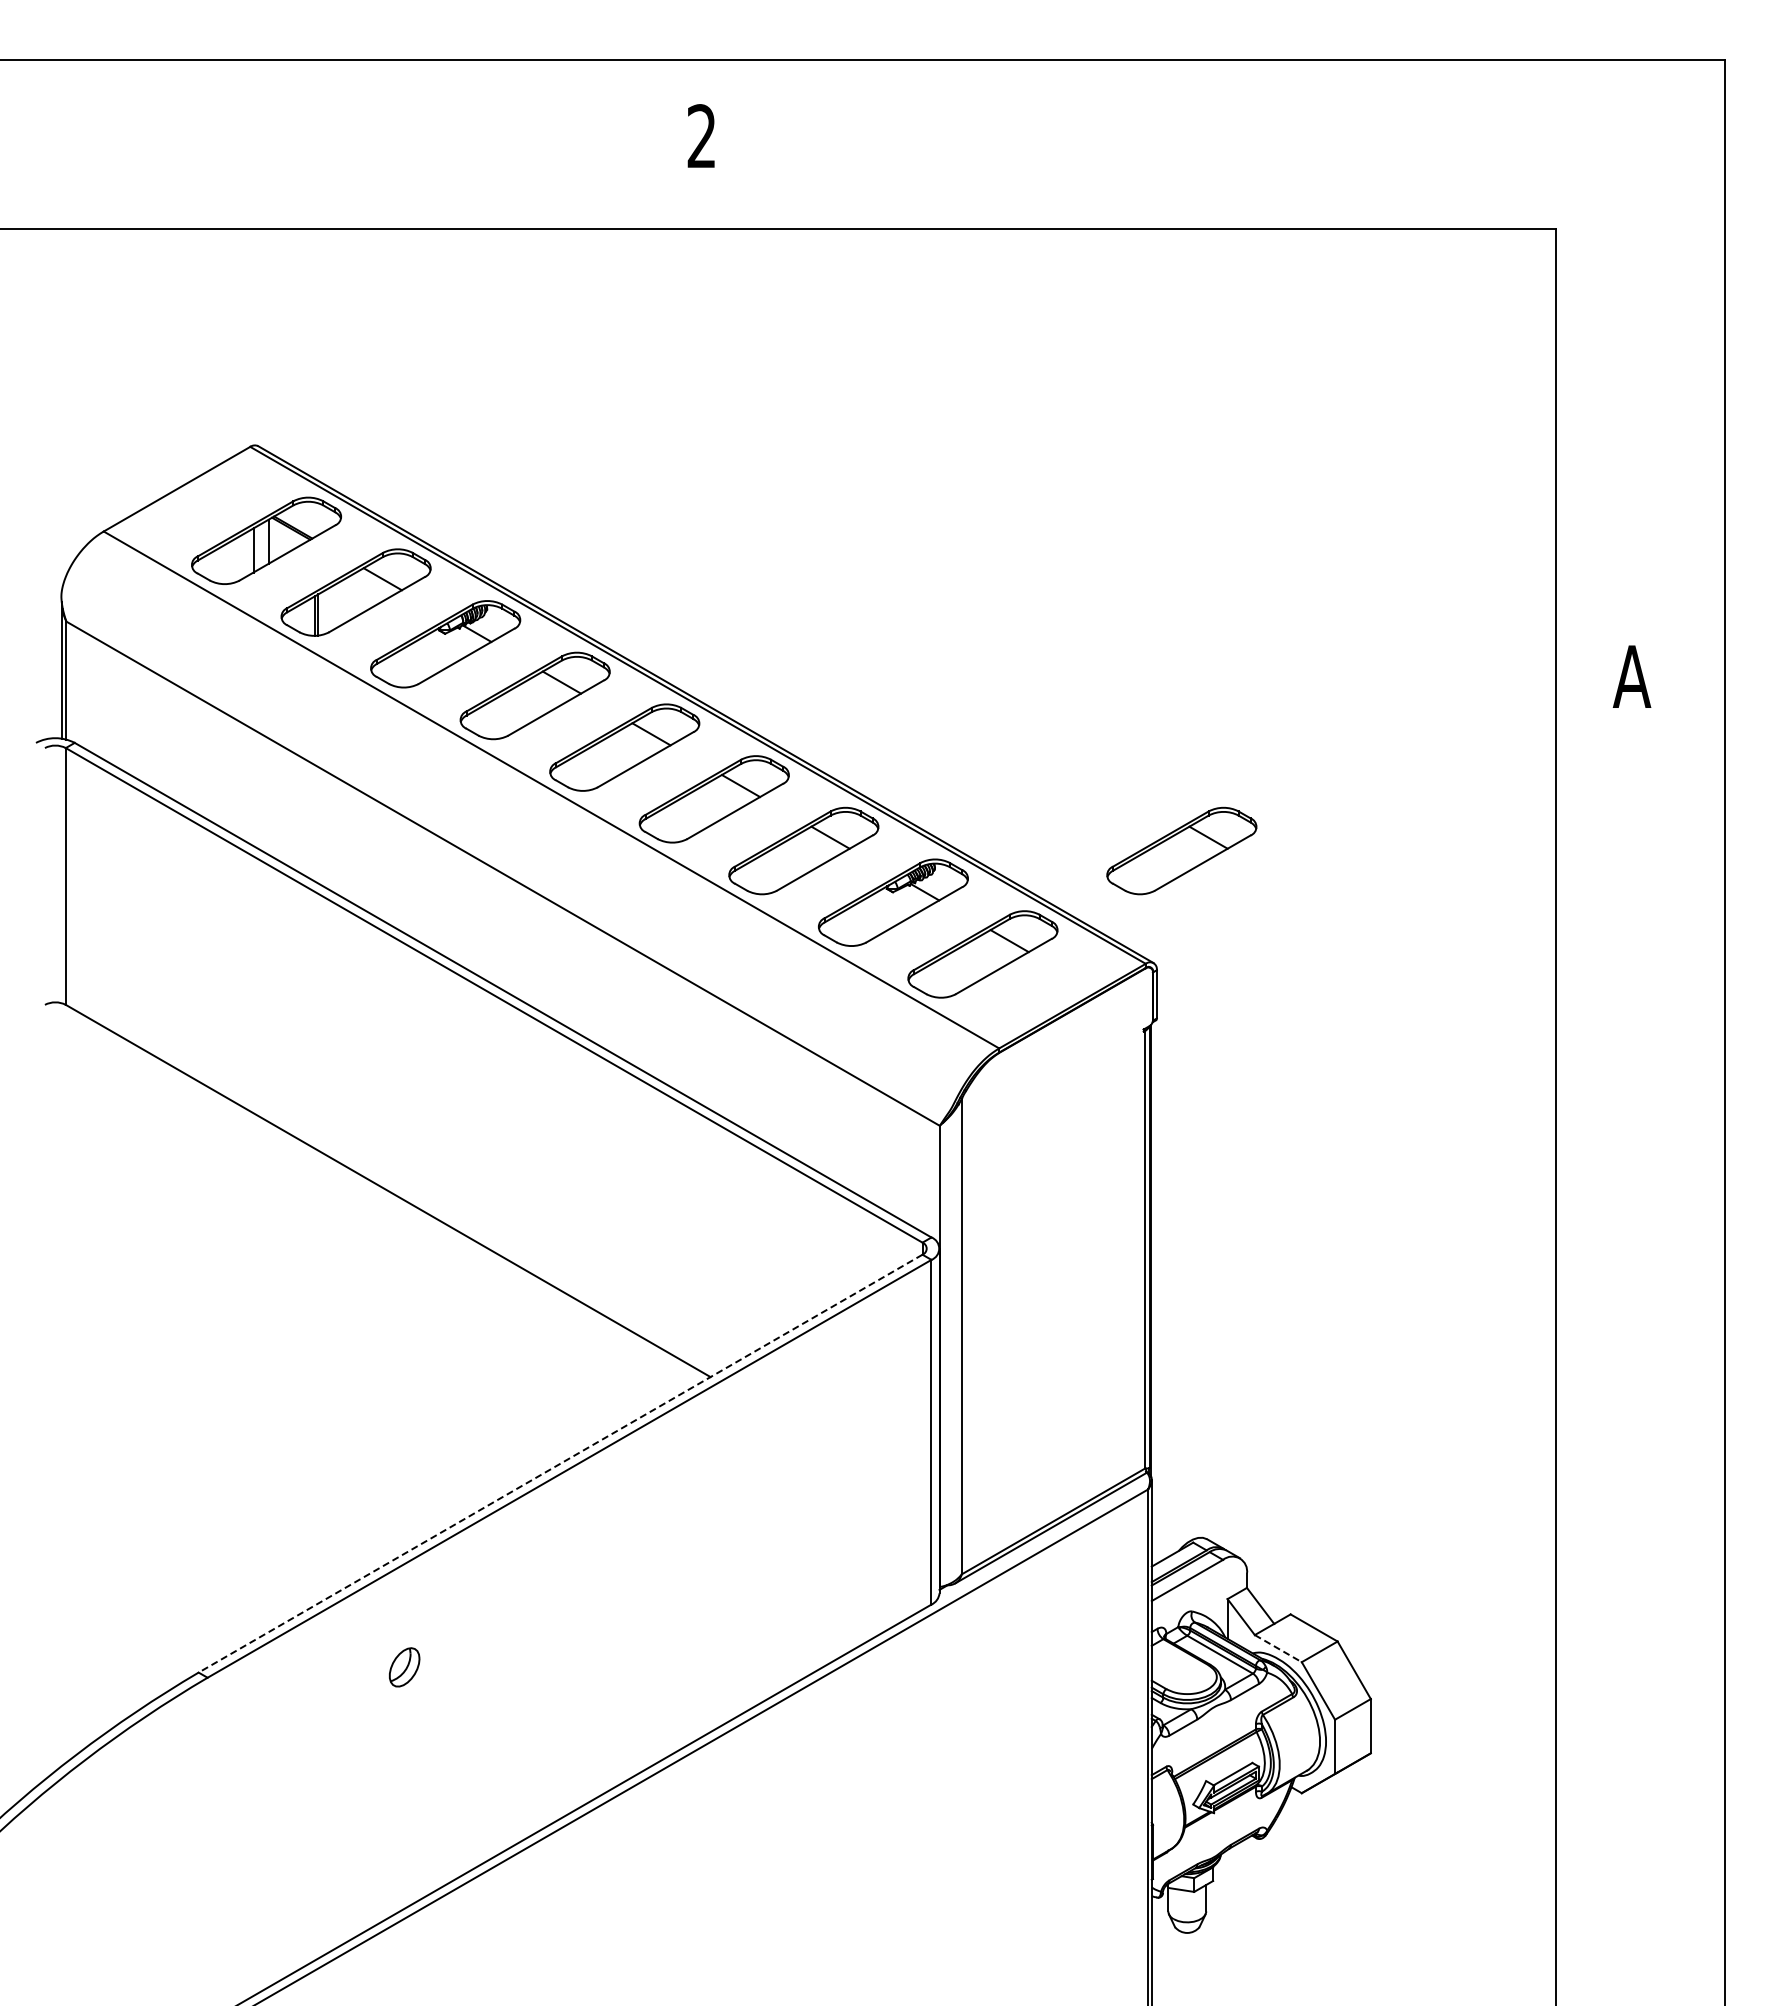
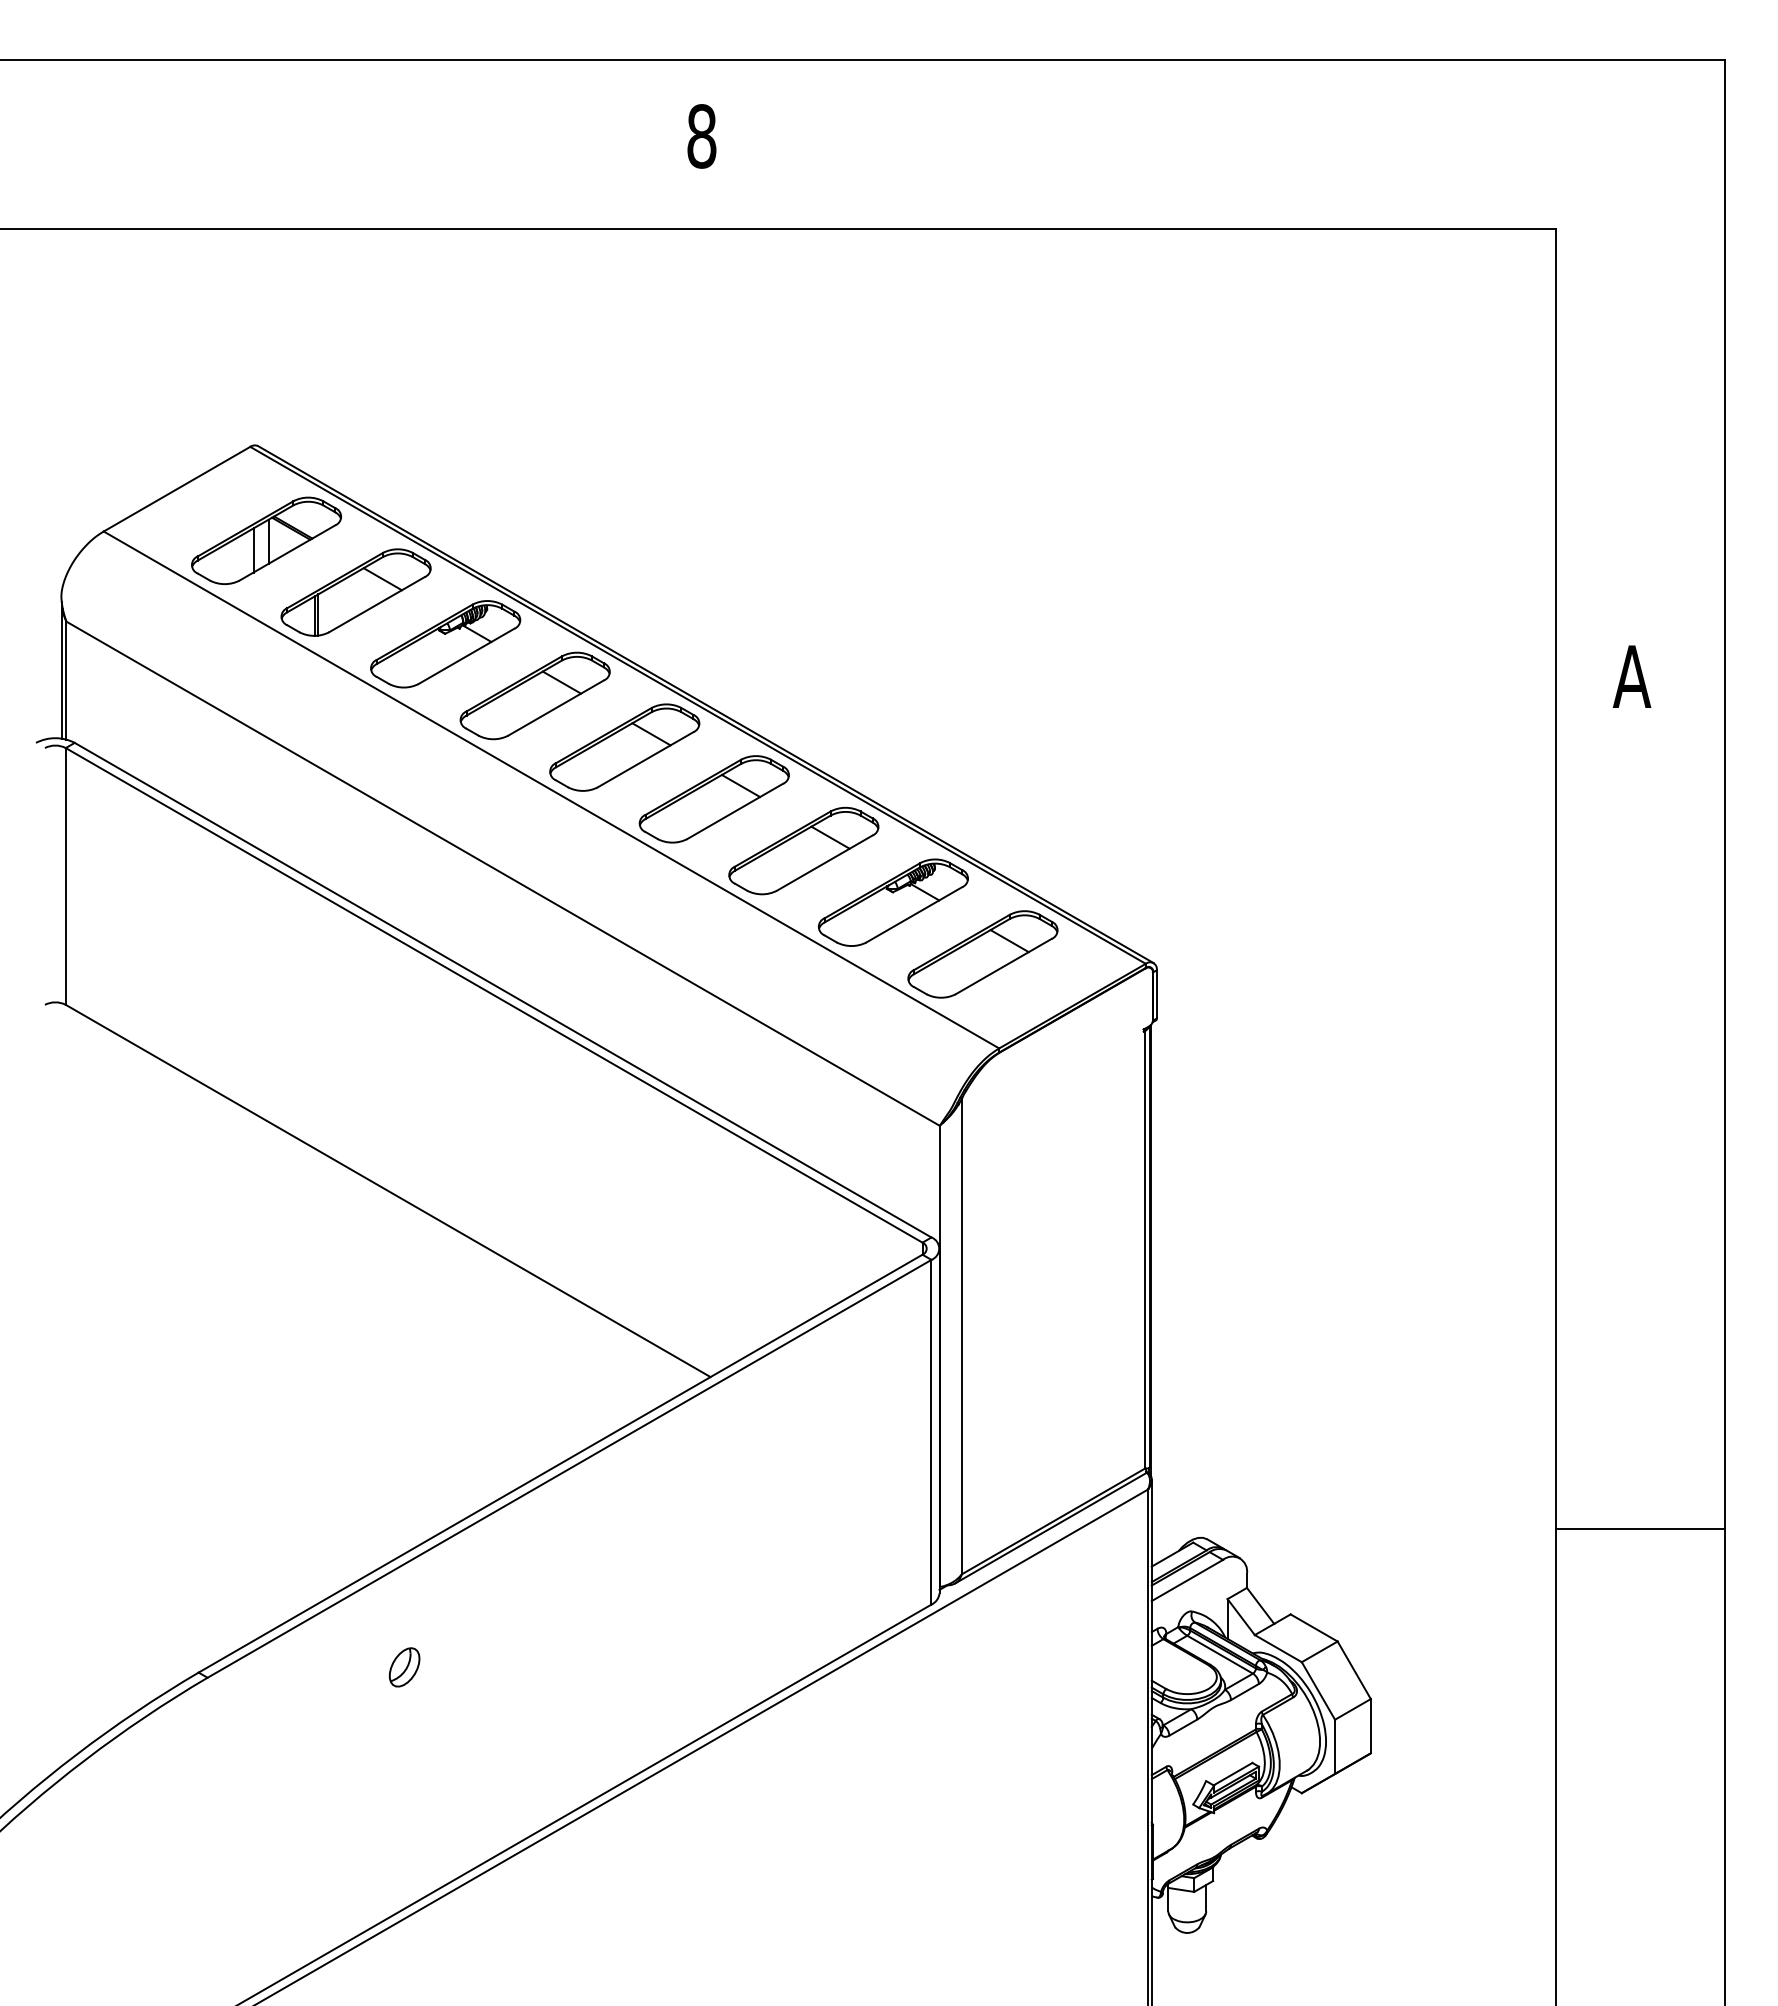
text: 2 -> 8 (701, 136)
part: present -> none (1181, 850)
line: dashed -> solid (560, 1463)
line: none -> present (1639, 1529)
line: dashed -> solid (1278, 1648)
